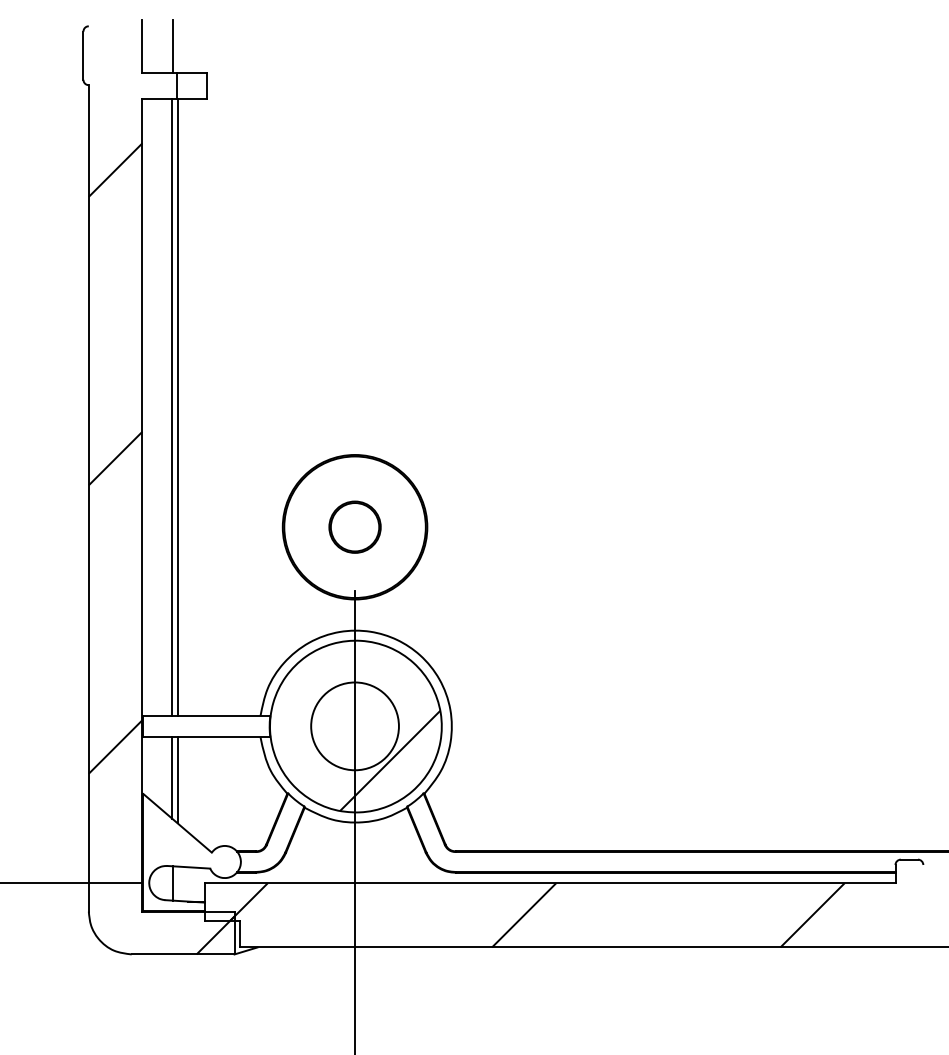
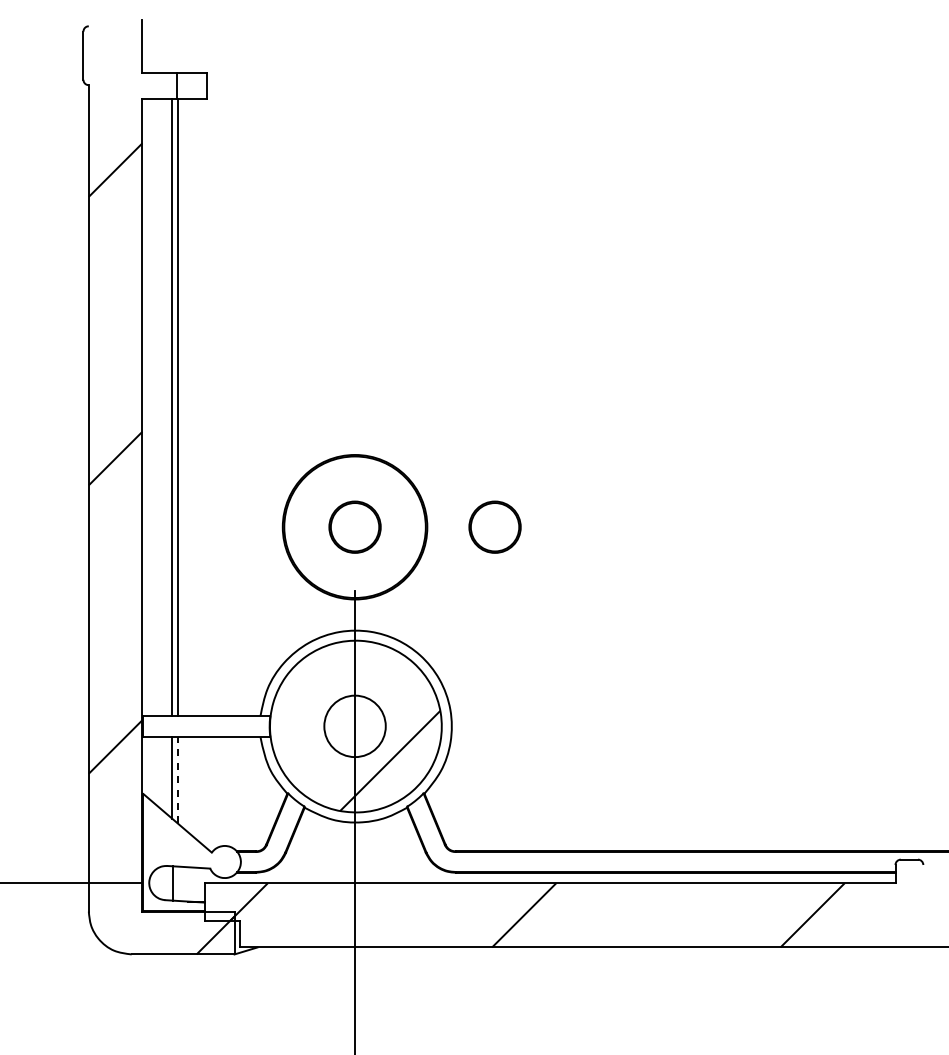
line: present -> none (172, 46)
part: none -> present (494, 526)
circle diameter: 88 px -> 61 px (354, 726)
line: solid -> dashed (177, 779)
